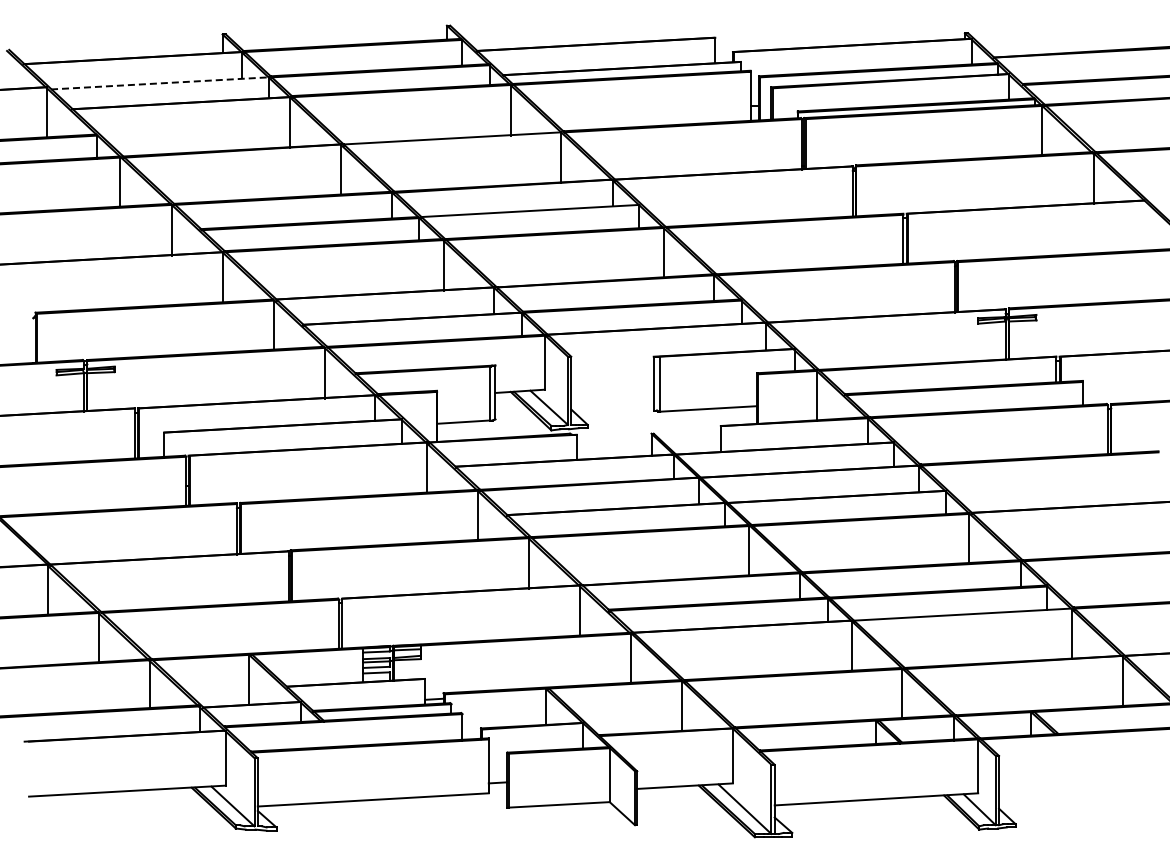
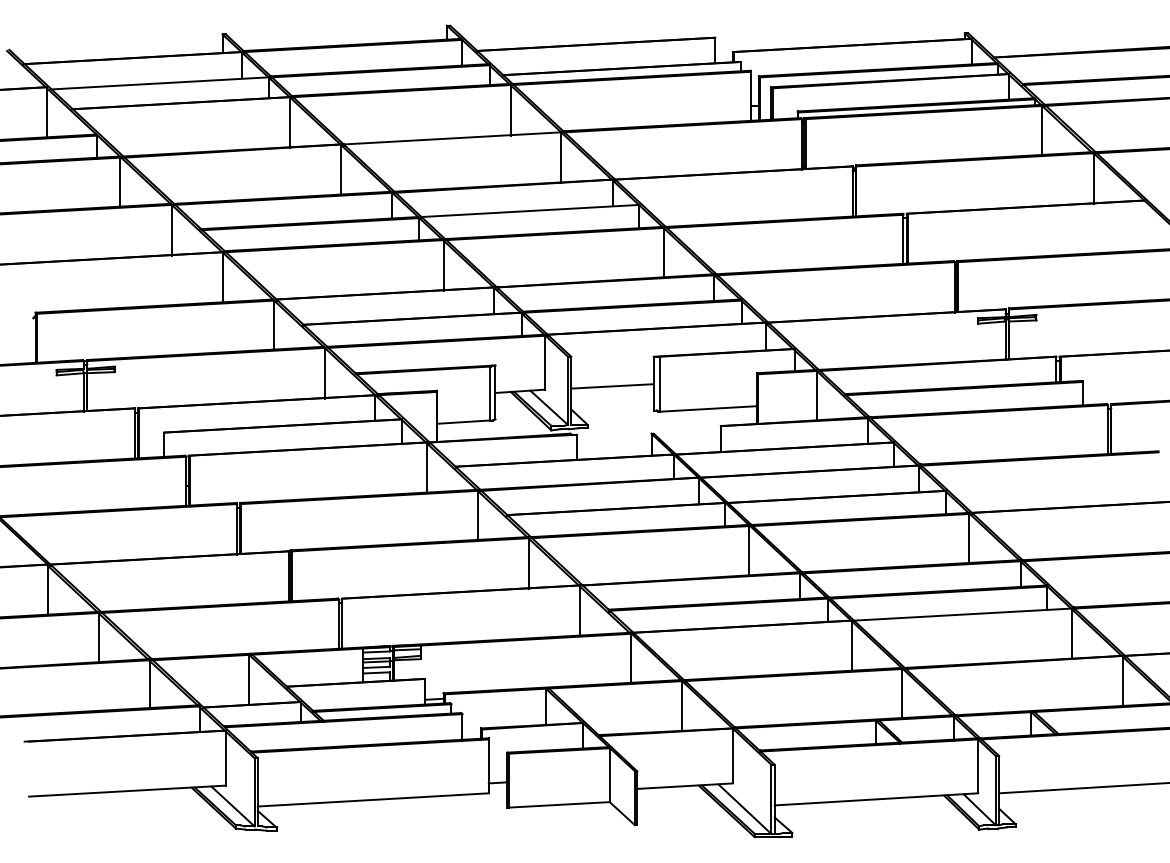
line: dashed -> solid (160, 83)
line: none -> present (612, 386)
line: none -> present (1082, 788)
